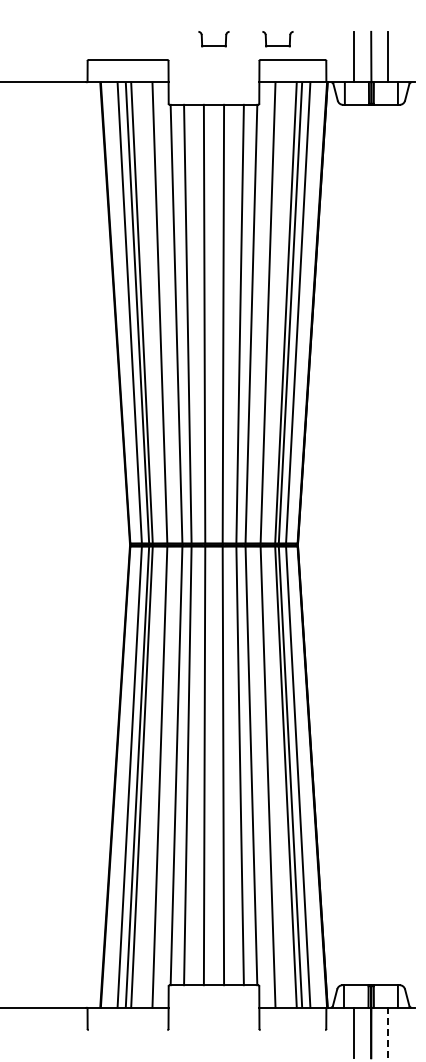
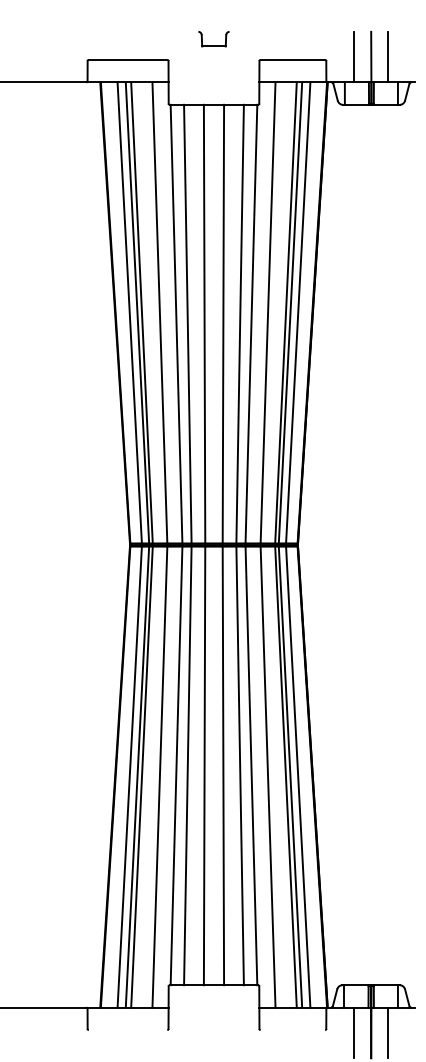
part: present -> none (277, 39)
line: dashed -> solid (388, 1032)
